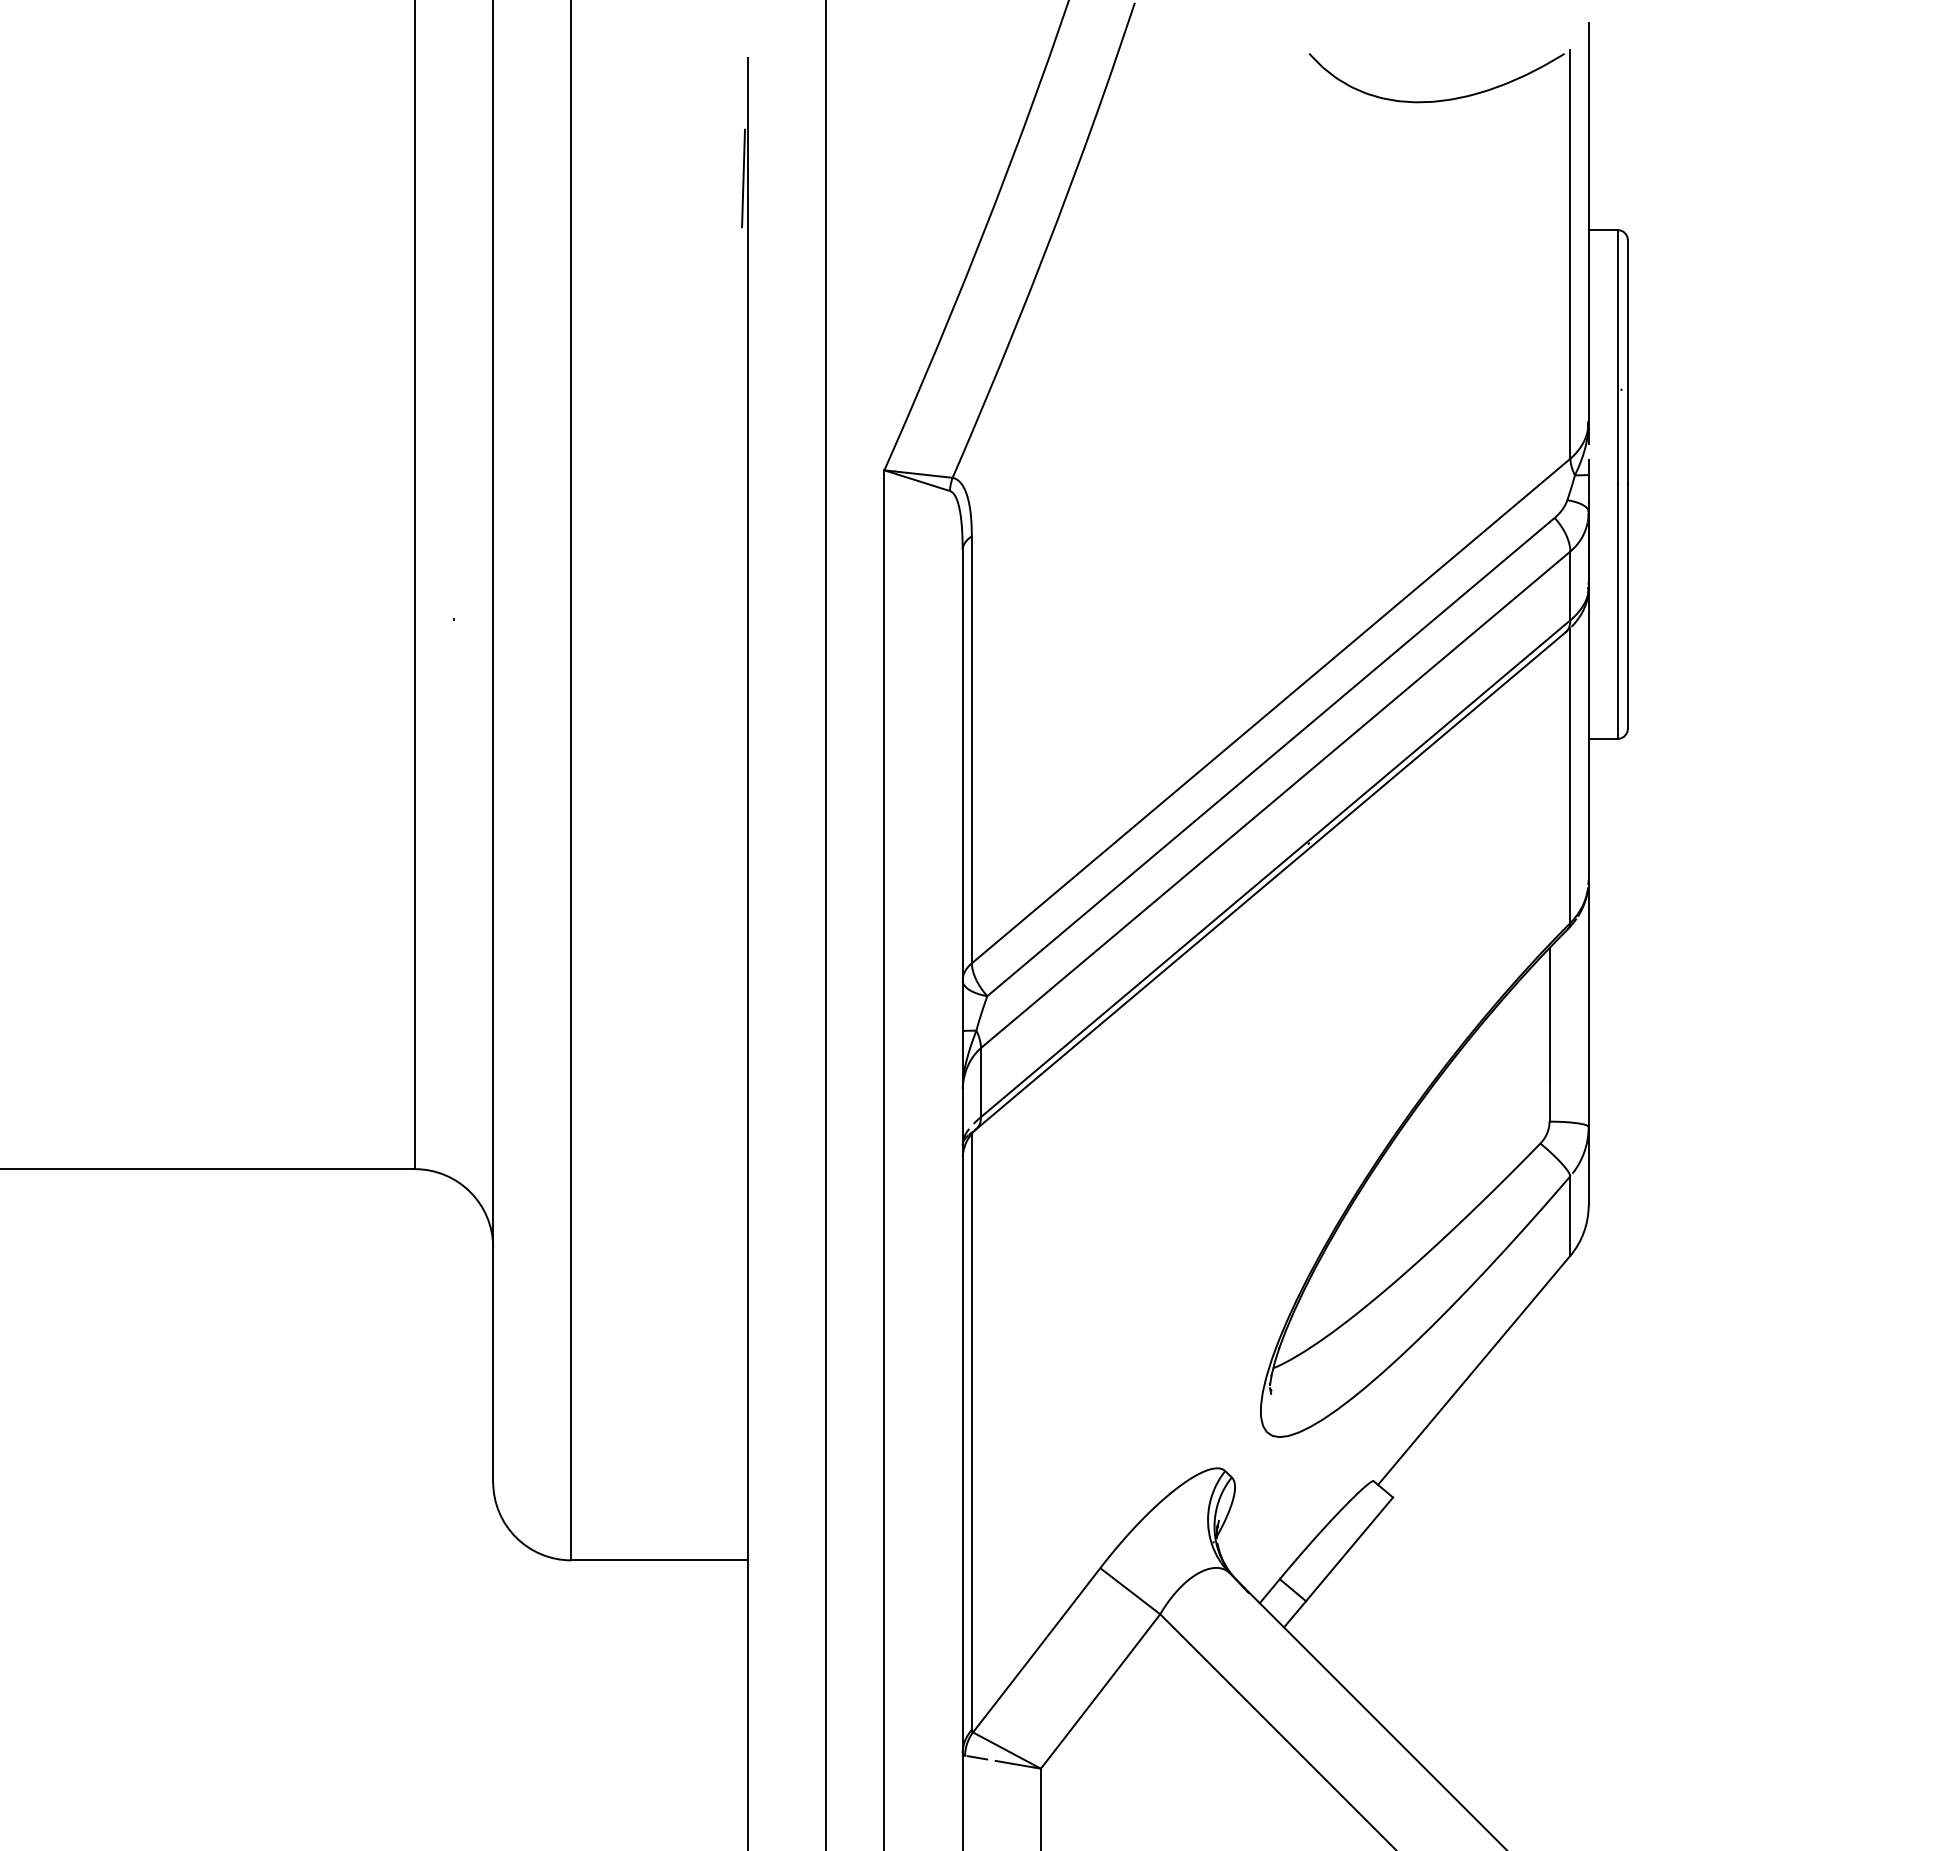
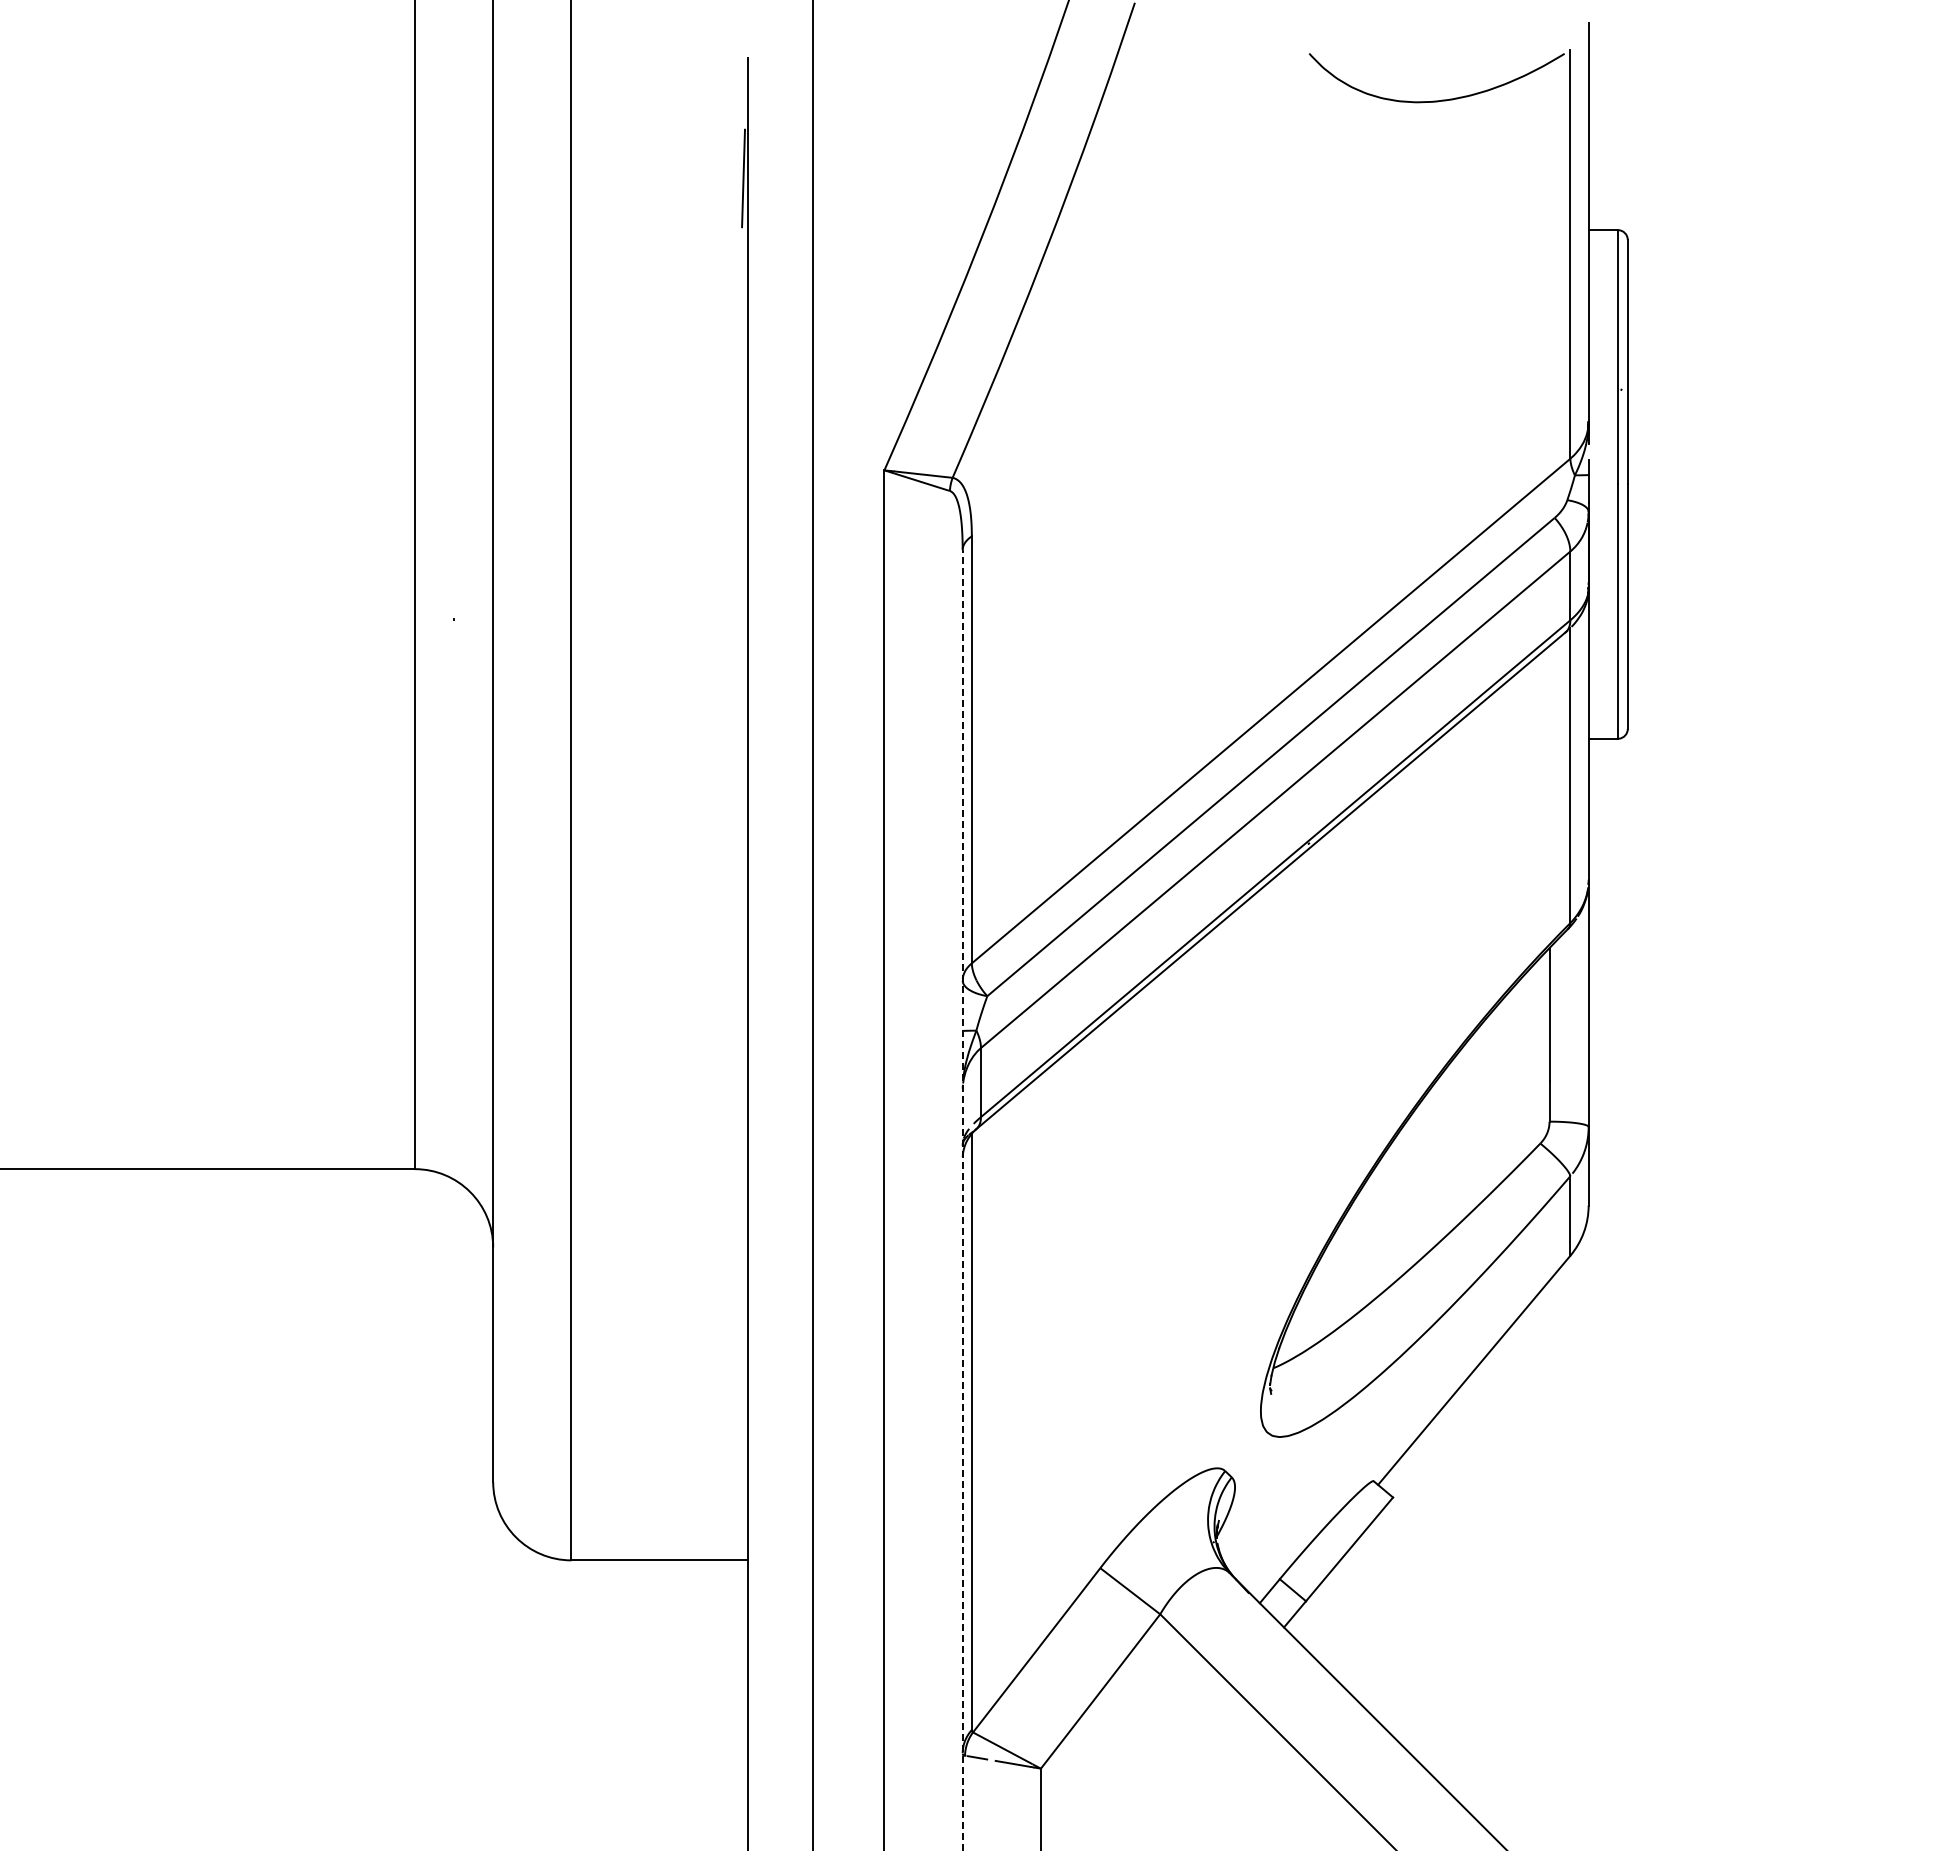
line position: (825, 924) -> (812, 924) (812, 924)
line: solid -> dashed (962, 1199)
